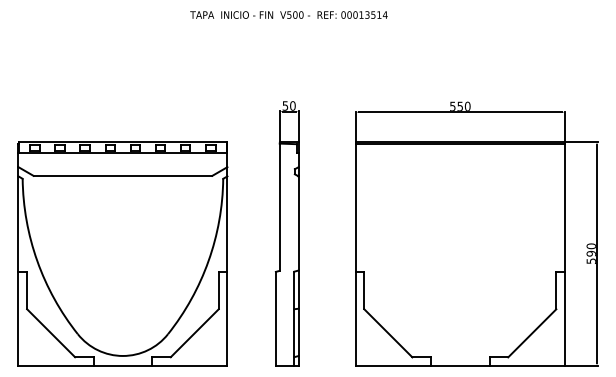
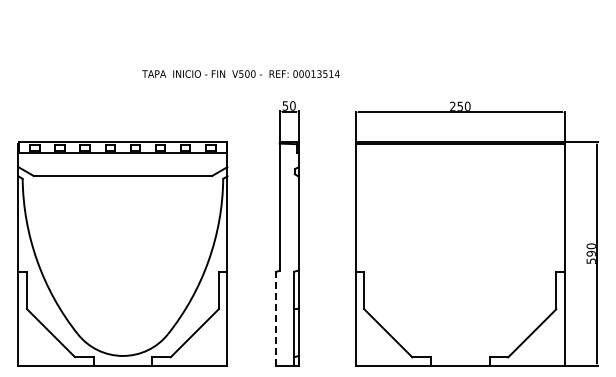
text position: (288, 14) -> (240, 73) (240, 73)
text: 550 -> 250 (452, 105)
line: solid -> dashed (275, 318)
